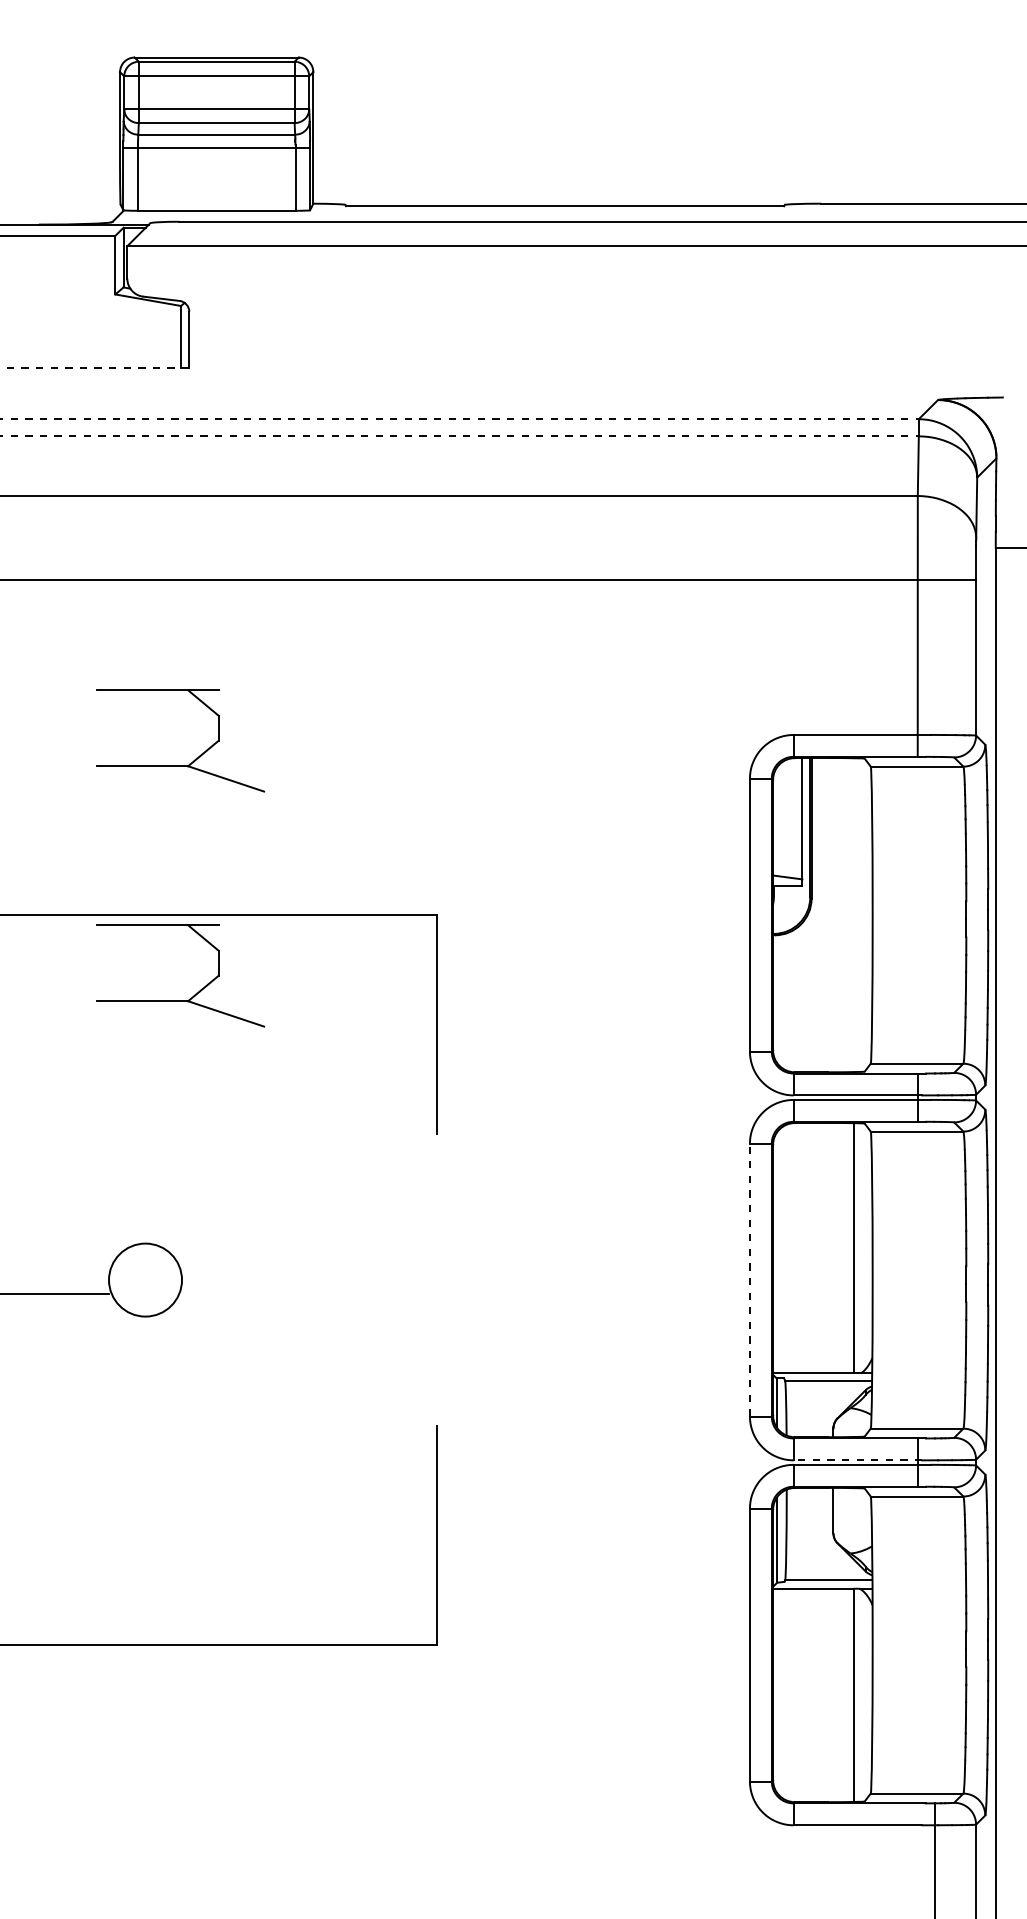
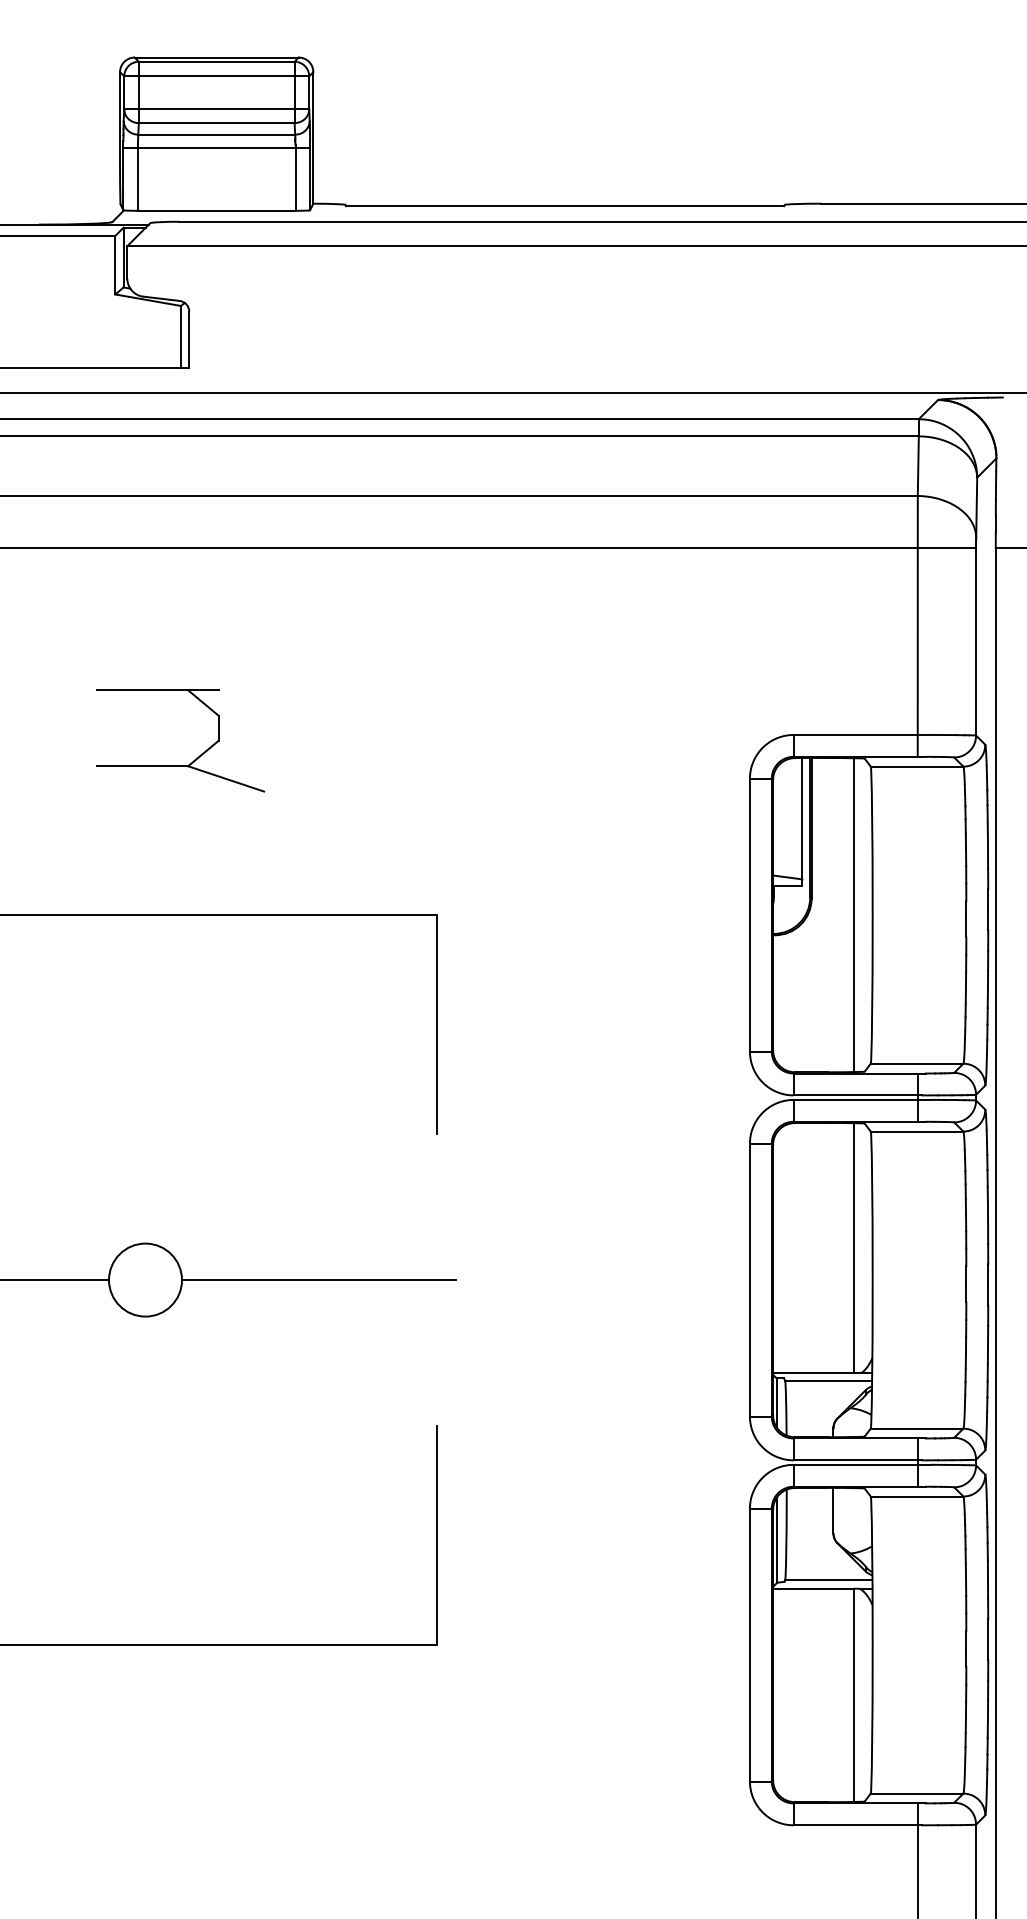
line: dashed -> solid (94, 367)
line: none -> present (512, 393)
line: dashed -> solid (460, 419)
line: dashed -> solid (460, 436)
line position: (489, 579) -> (489, 547) (489, 547)
line: none -> present (853, 915)
part: present -> none (195, 993)
line: dashed -> solid (749, 1279)
line: none -> present (318, 1280)
line position: (55, 1294) -> (55, 1280) (55, 1280)
line: dashed -> solid (857, 1460)
line position: (934, 1859) -> (917, 1859) (917, 1859)
